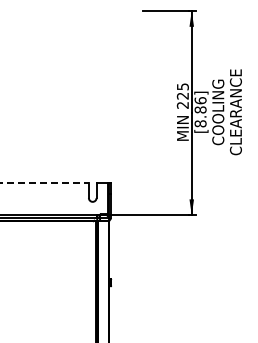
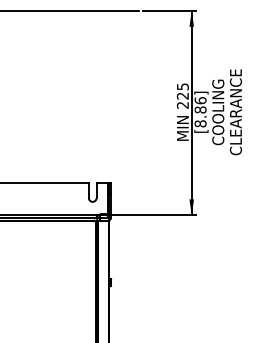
line: none -> present (70, 10)
line: dashed -> solid (44, 182)
